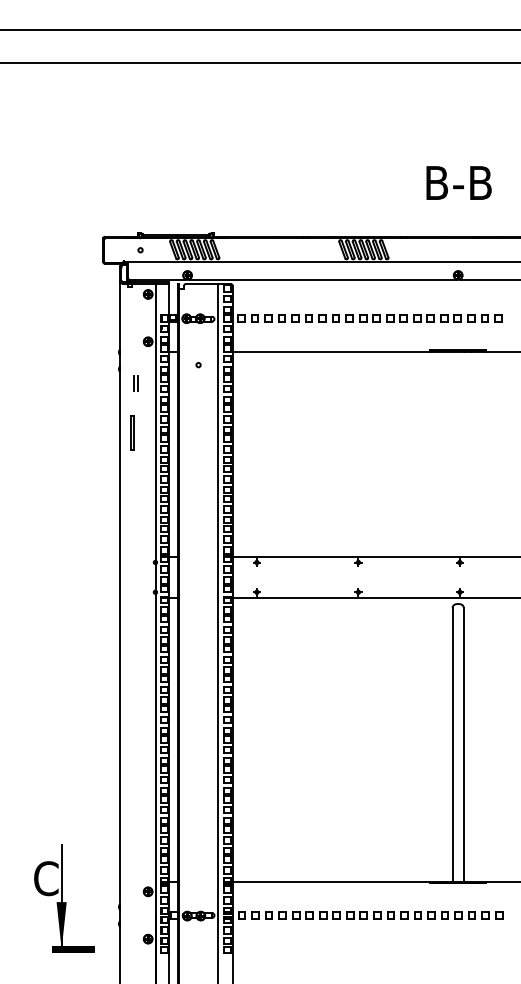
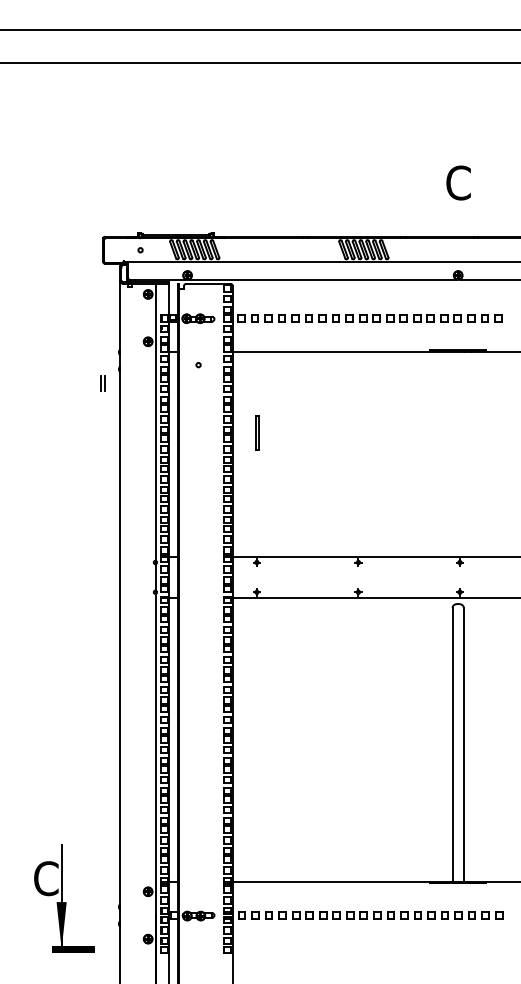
text: B-B -> C (458, 182)
part position: (135, 383) -> (102, 383) (102, 383)
line position: (131, 432) -> (256, 432) (256, 432)
line: present -> none (217, 631)
